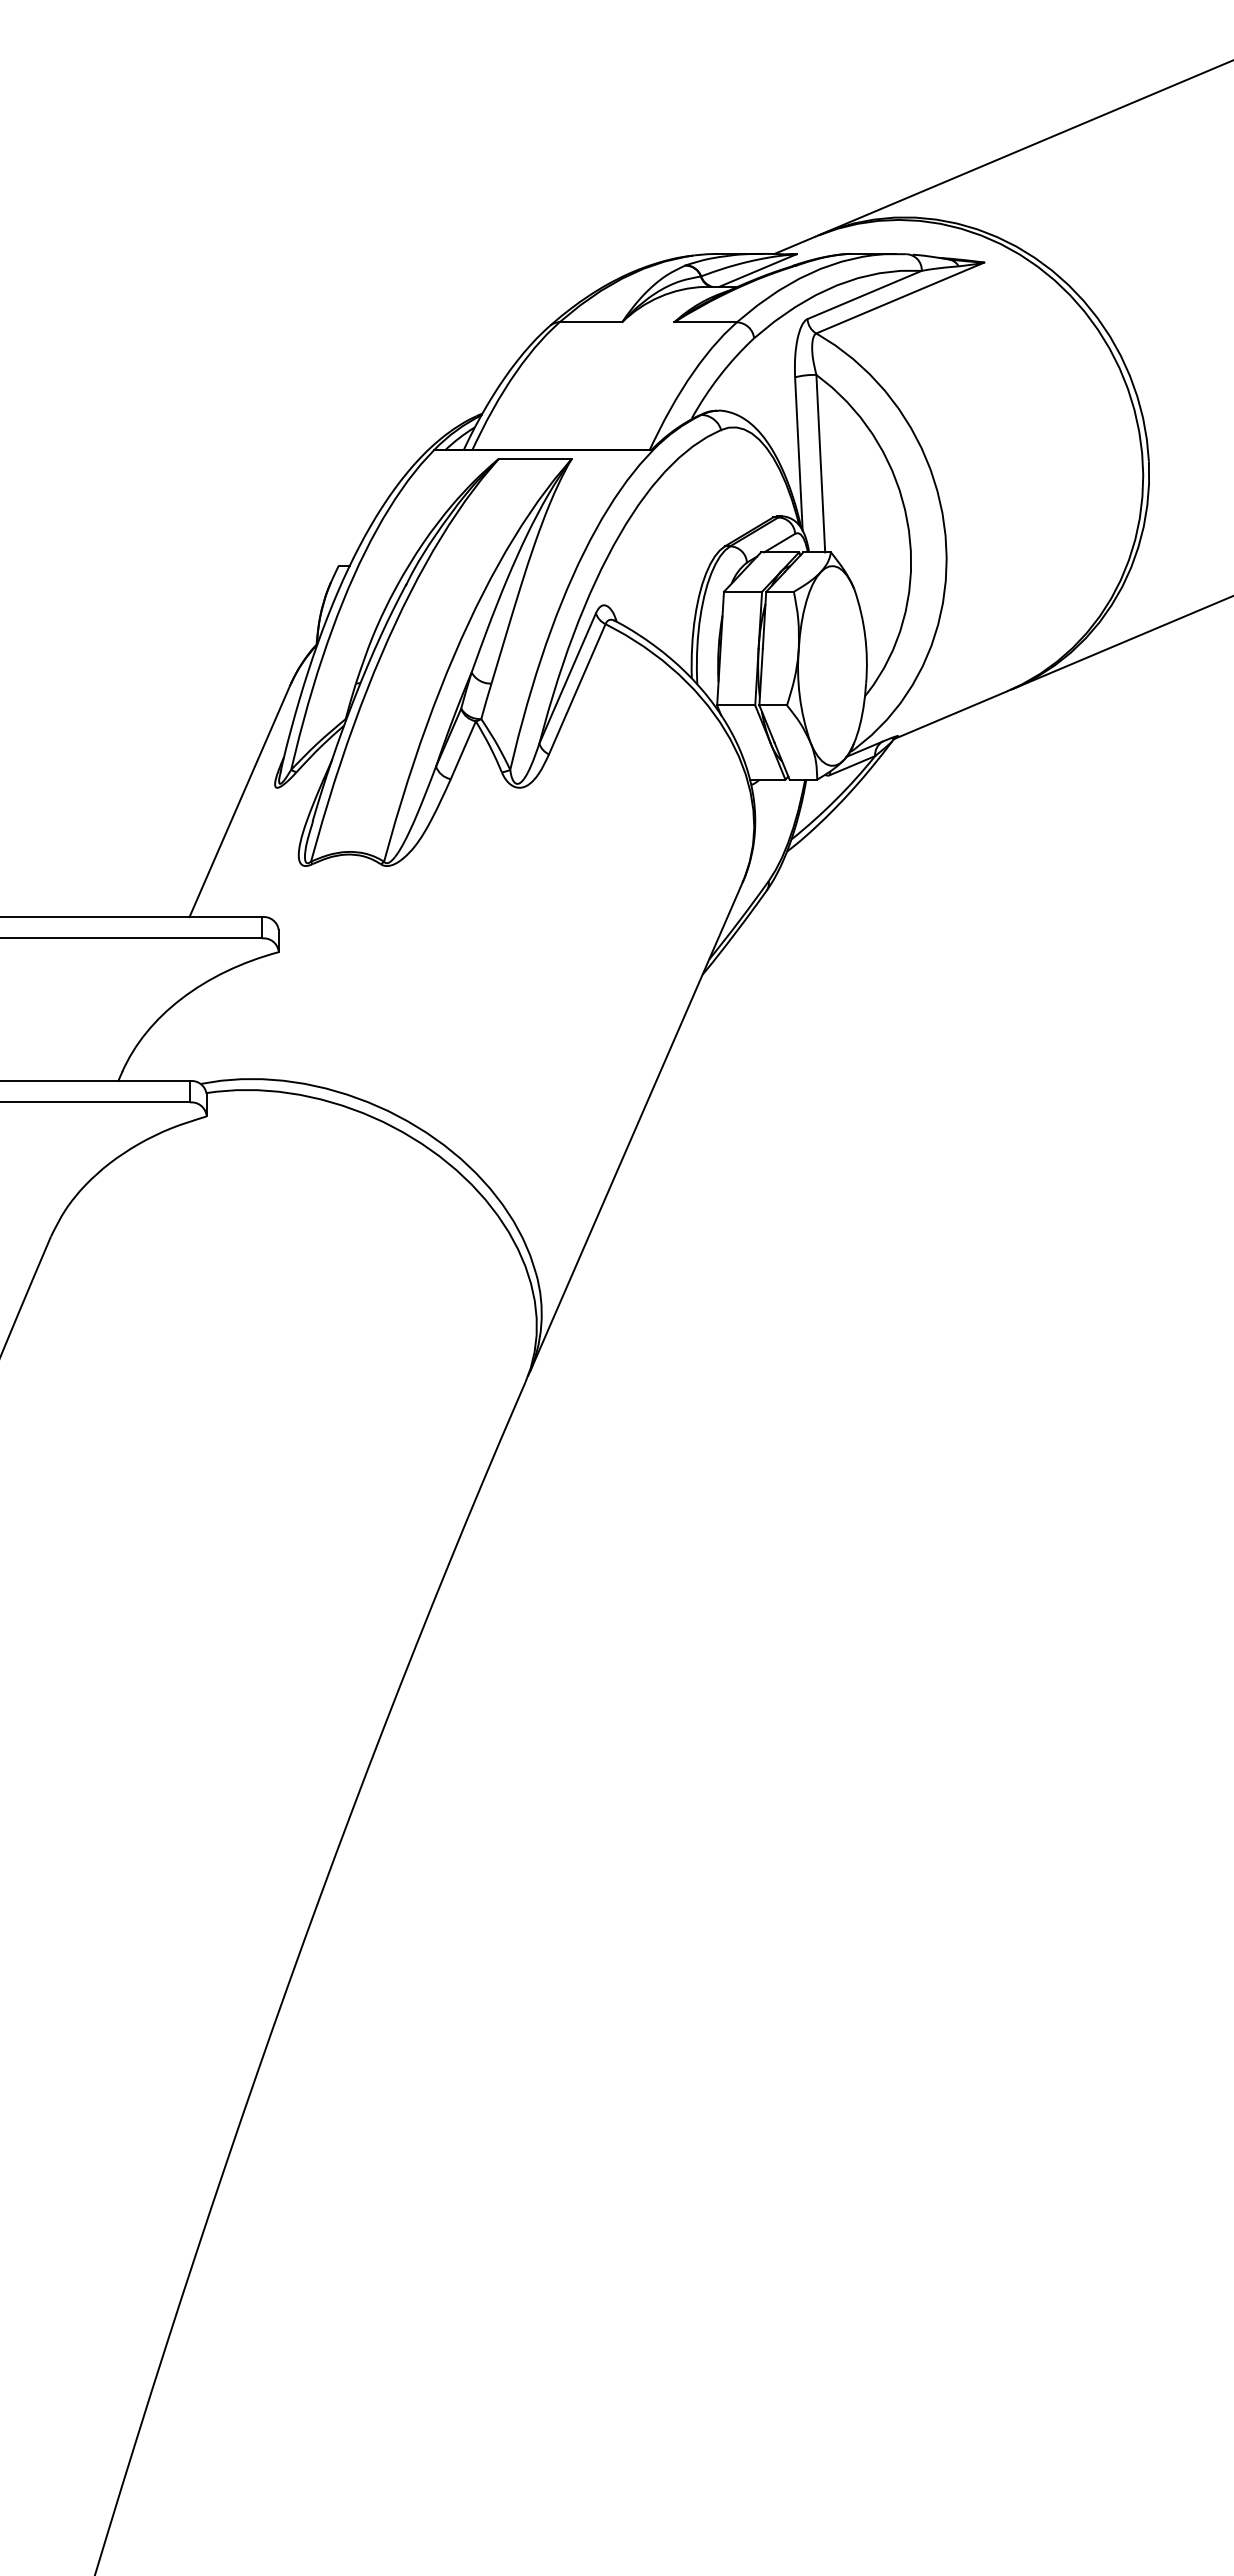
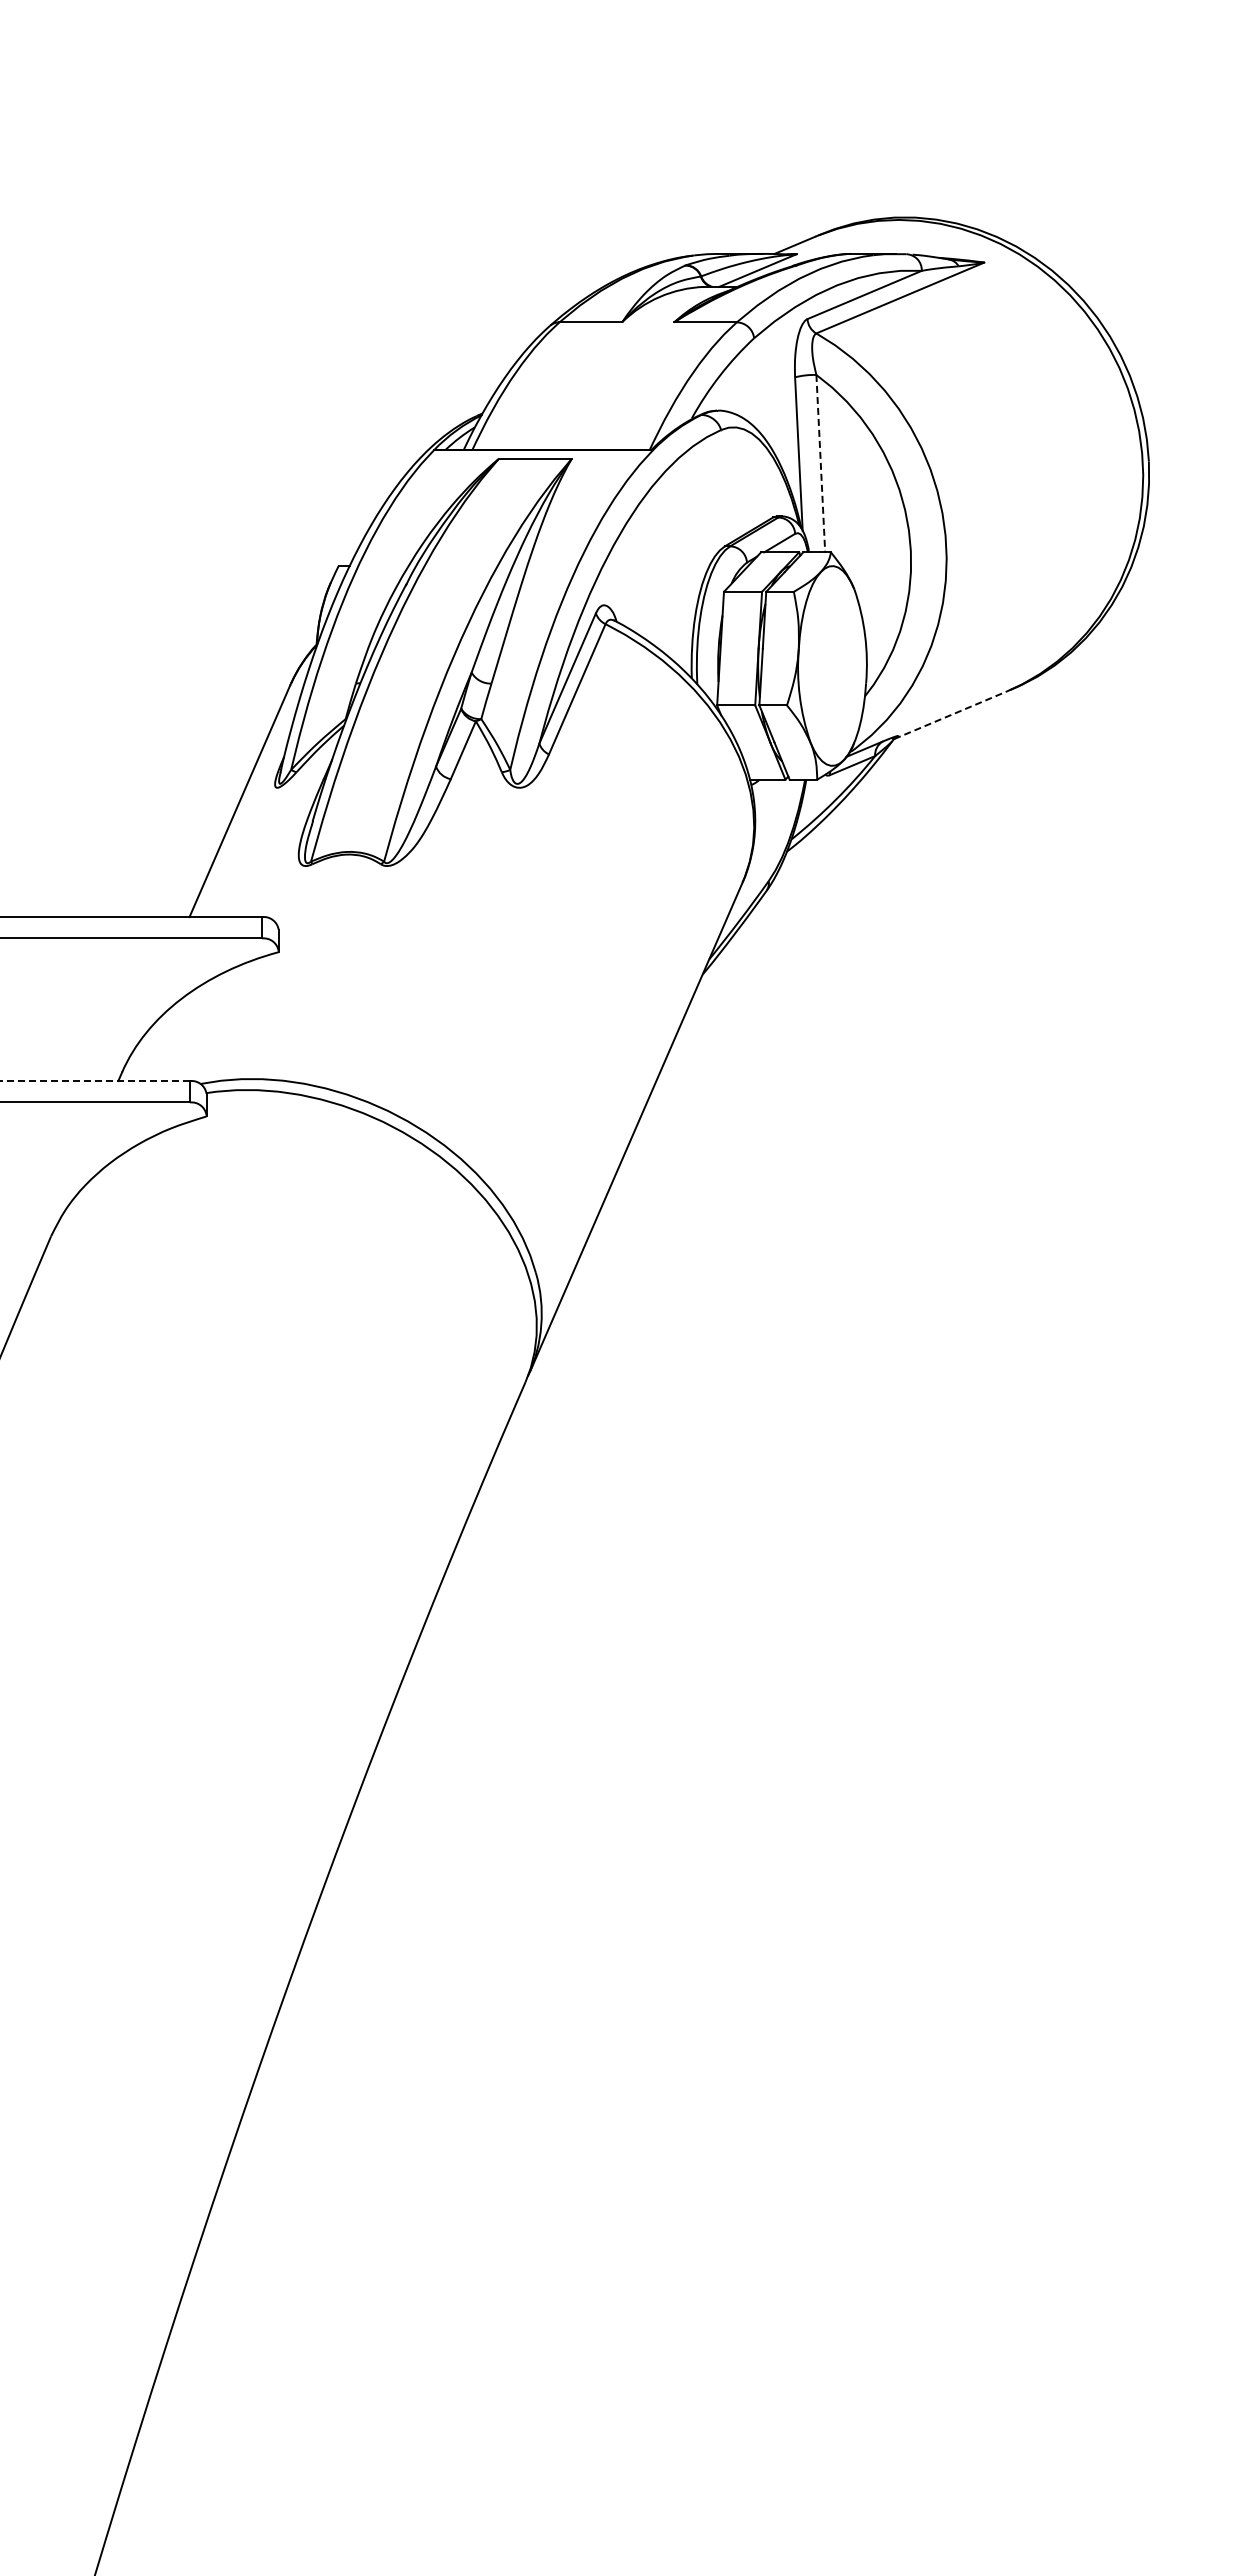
line: present -> none (1025, 147)
line: solid -> dashed (820, 463)
line: present -> none (1121, 642)
line: solid -> dashed (951, 715)
line: solid -> dashed (94, 1081)
